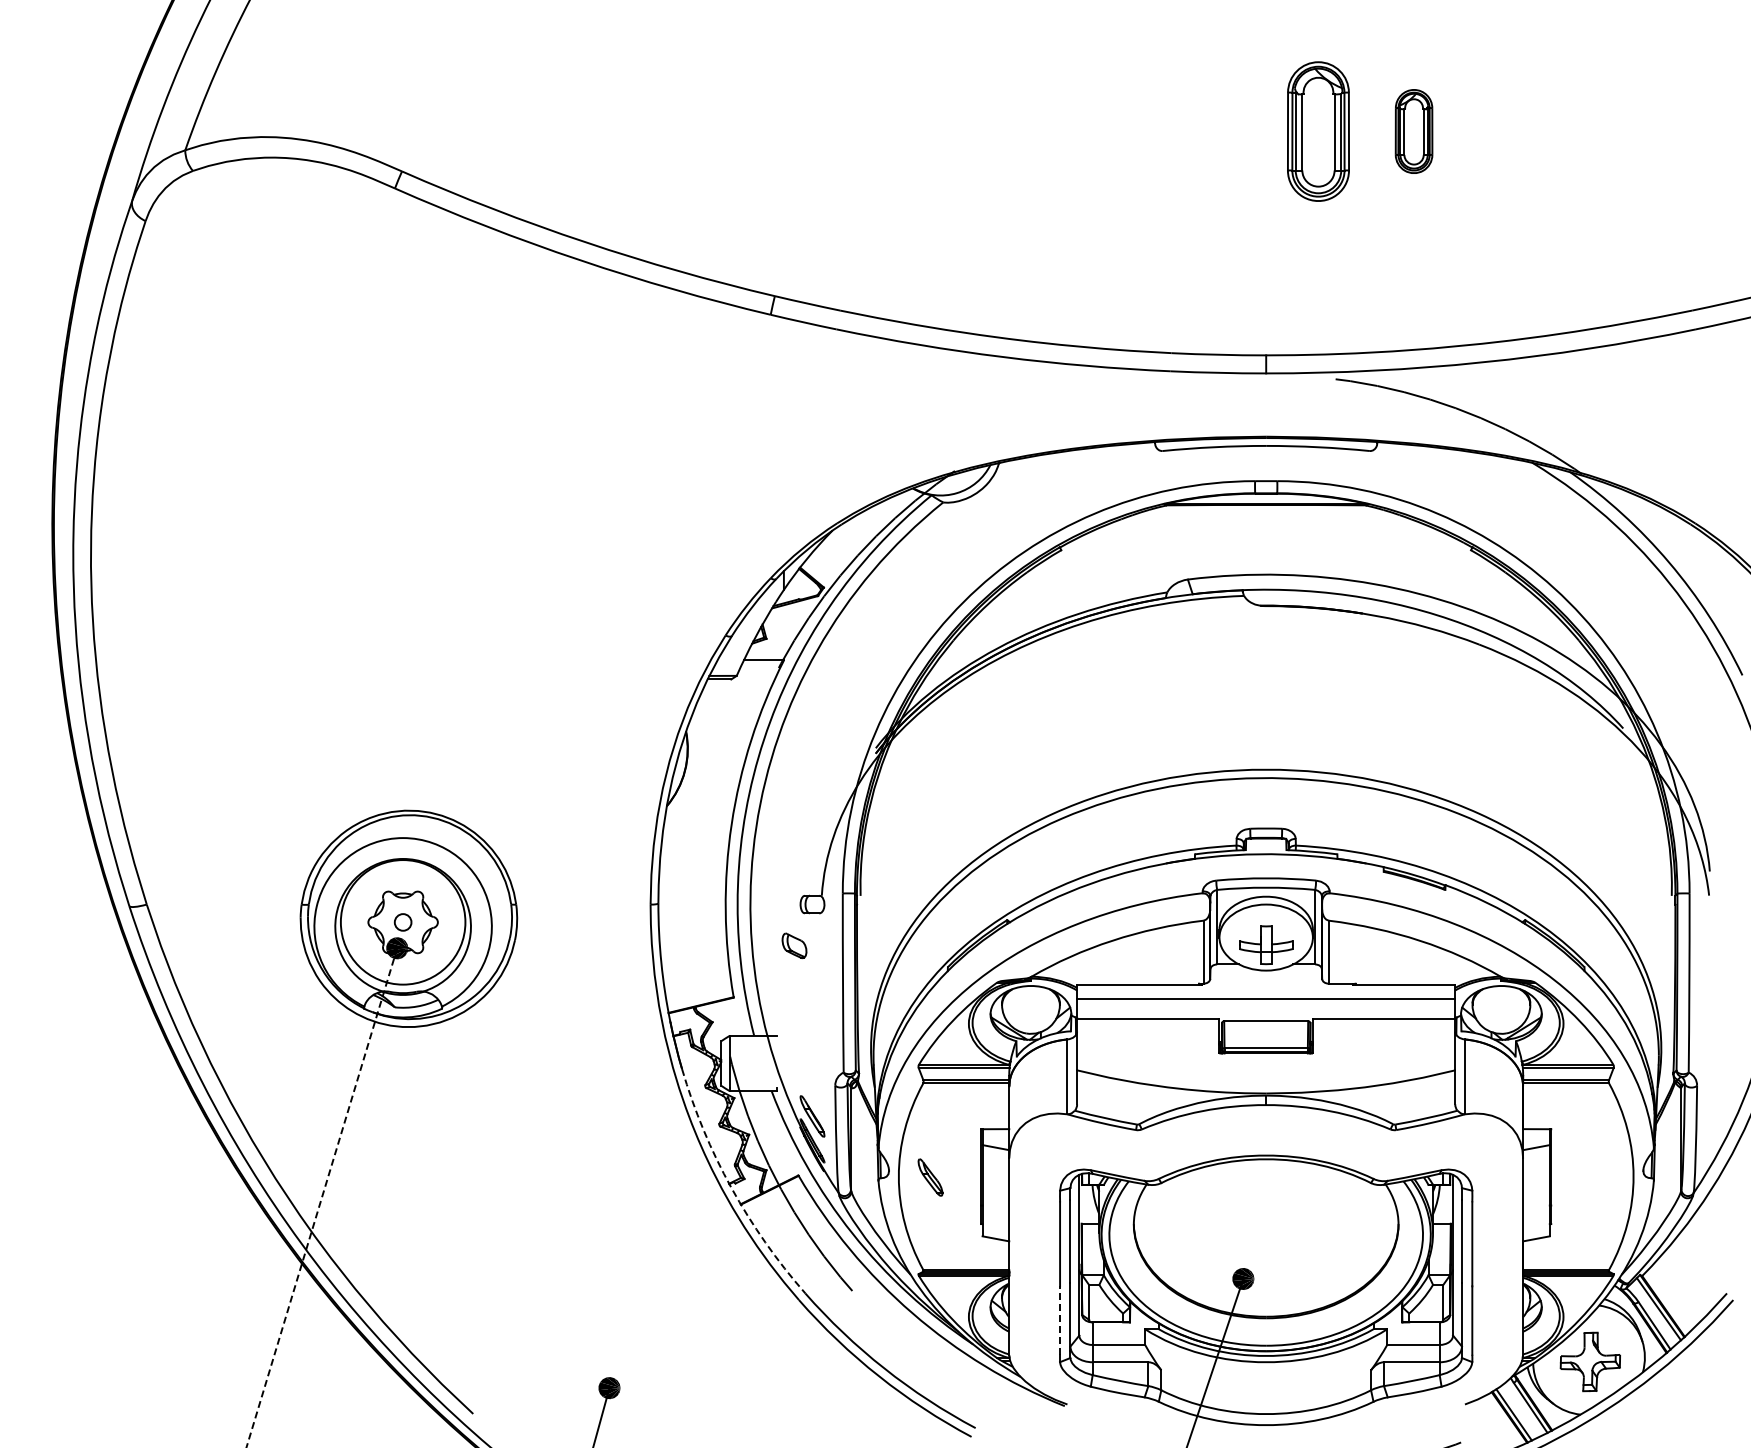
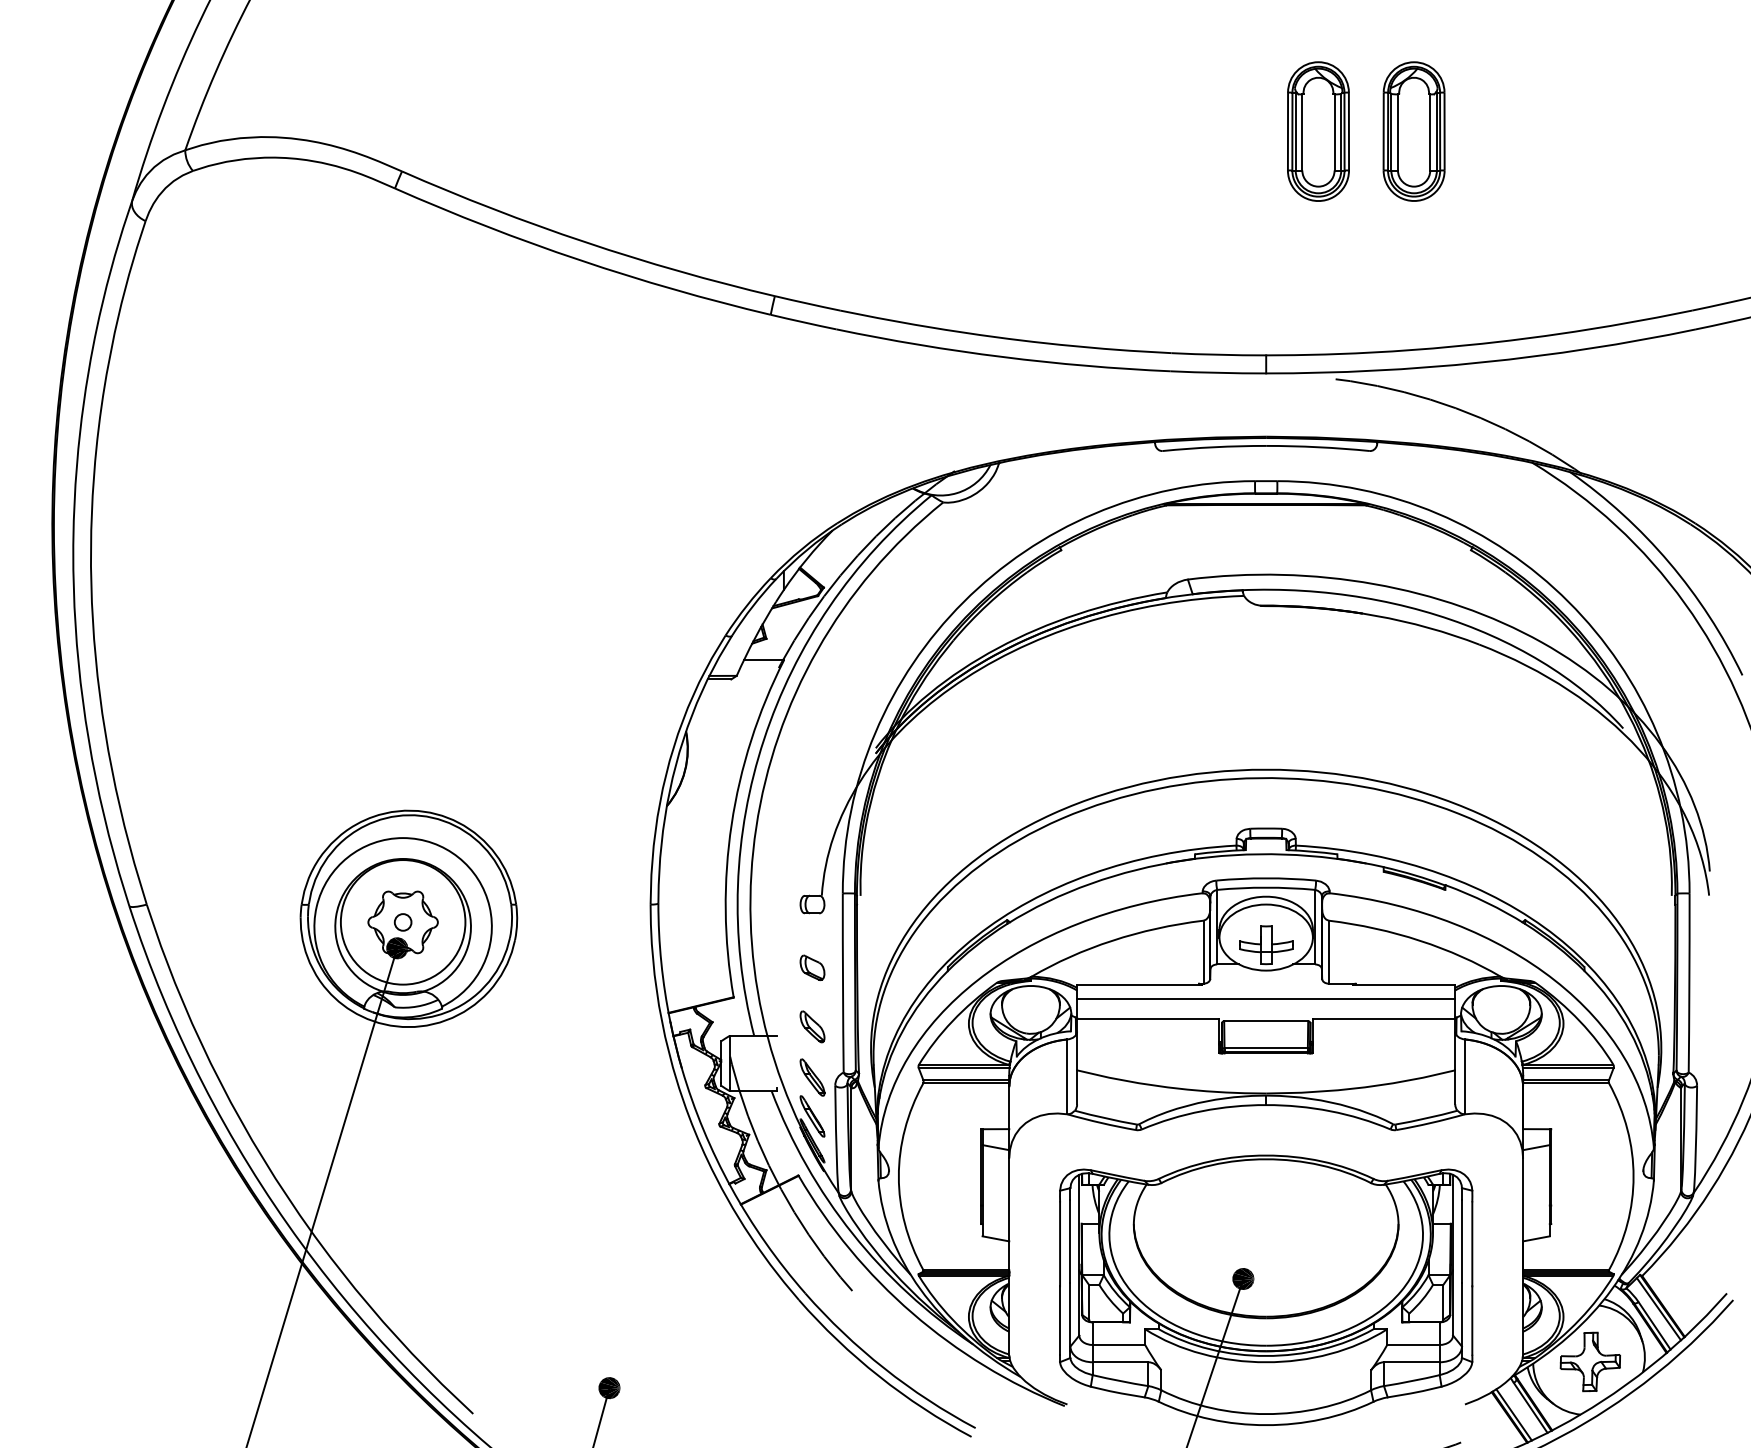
part size: 40x85 px -> 64x141 px (1413, 131)
part position: (794, 945) -> (812, 967) (812, 967)
part: none -> present (812, 1026)
part position: (930, 1177) -> (812, 1077) (812, 1077)
arc: dashed -> solid (731, 1188)
line: dashed -> solid (321, 1198)
line: dashed -> solid (1060, 1320)
